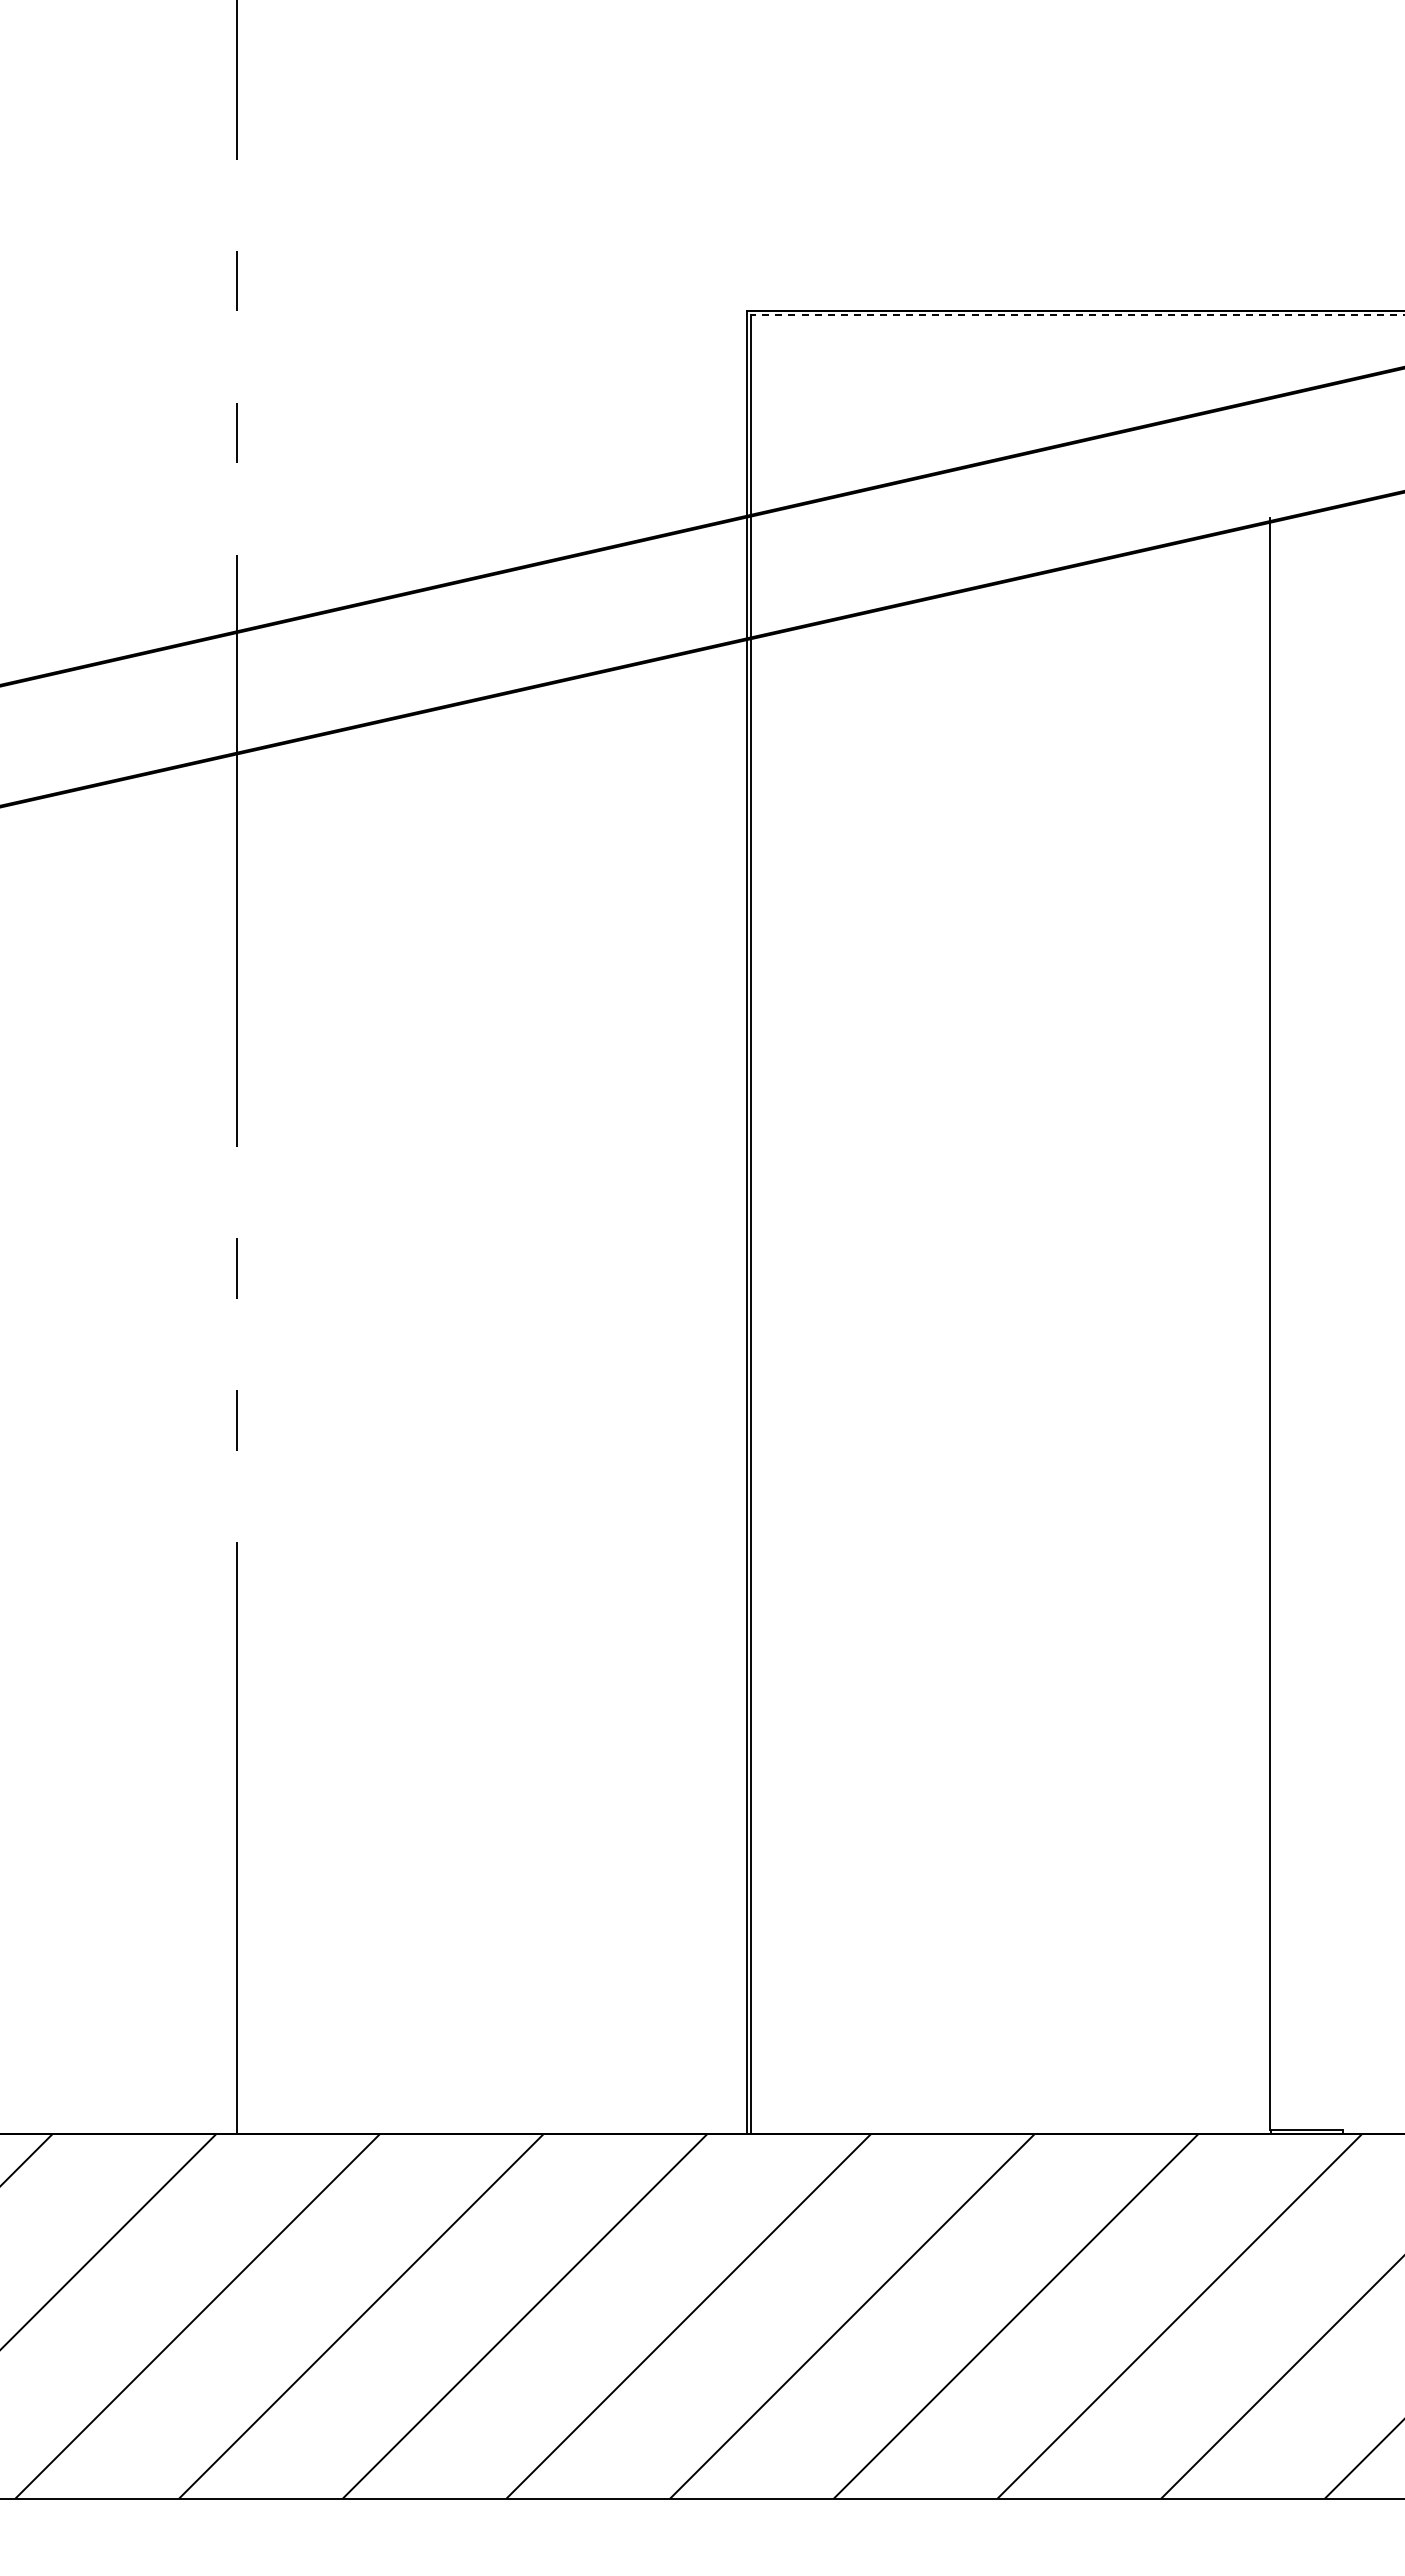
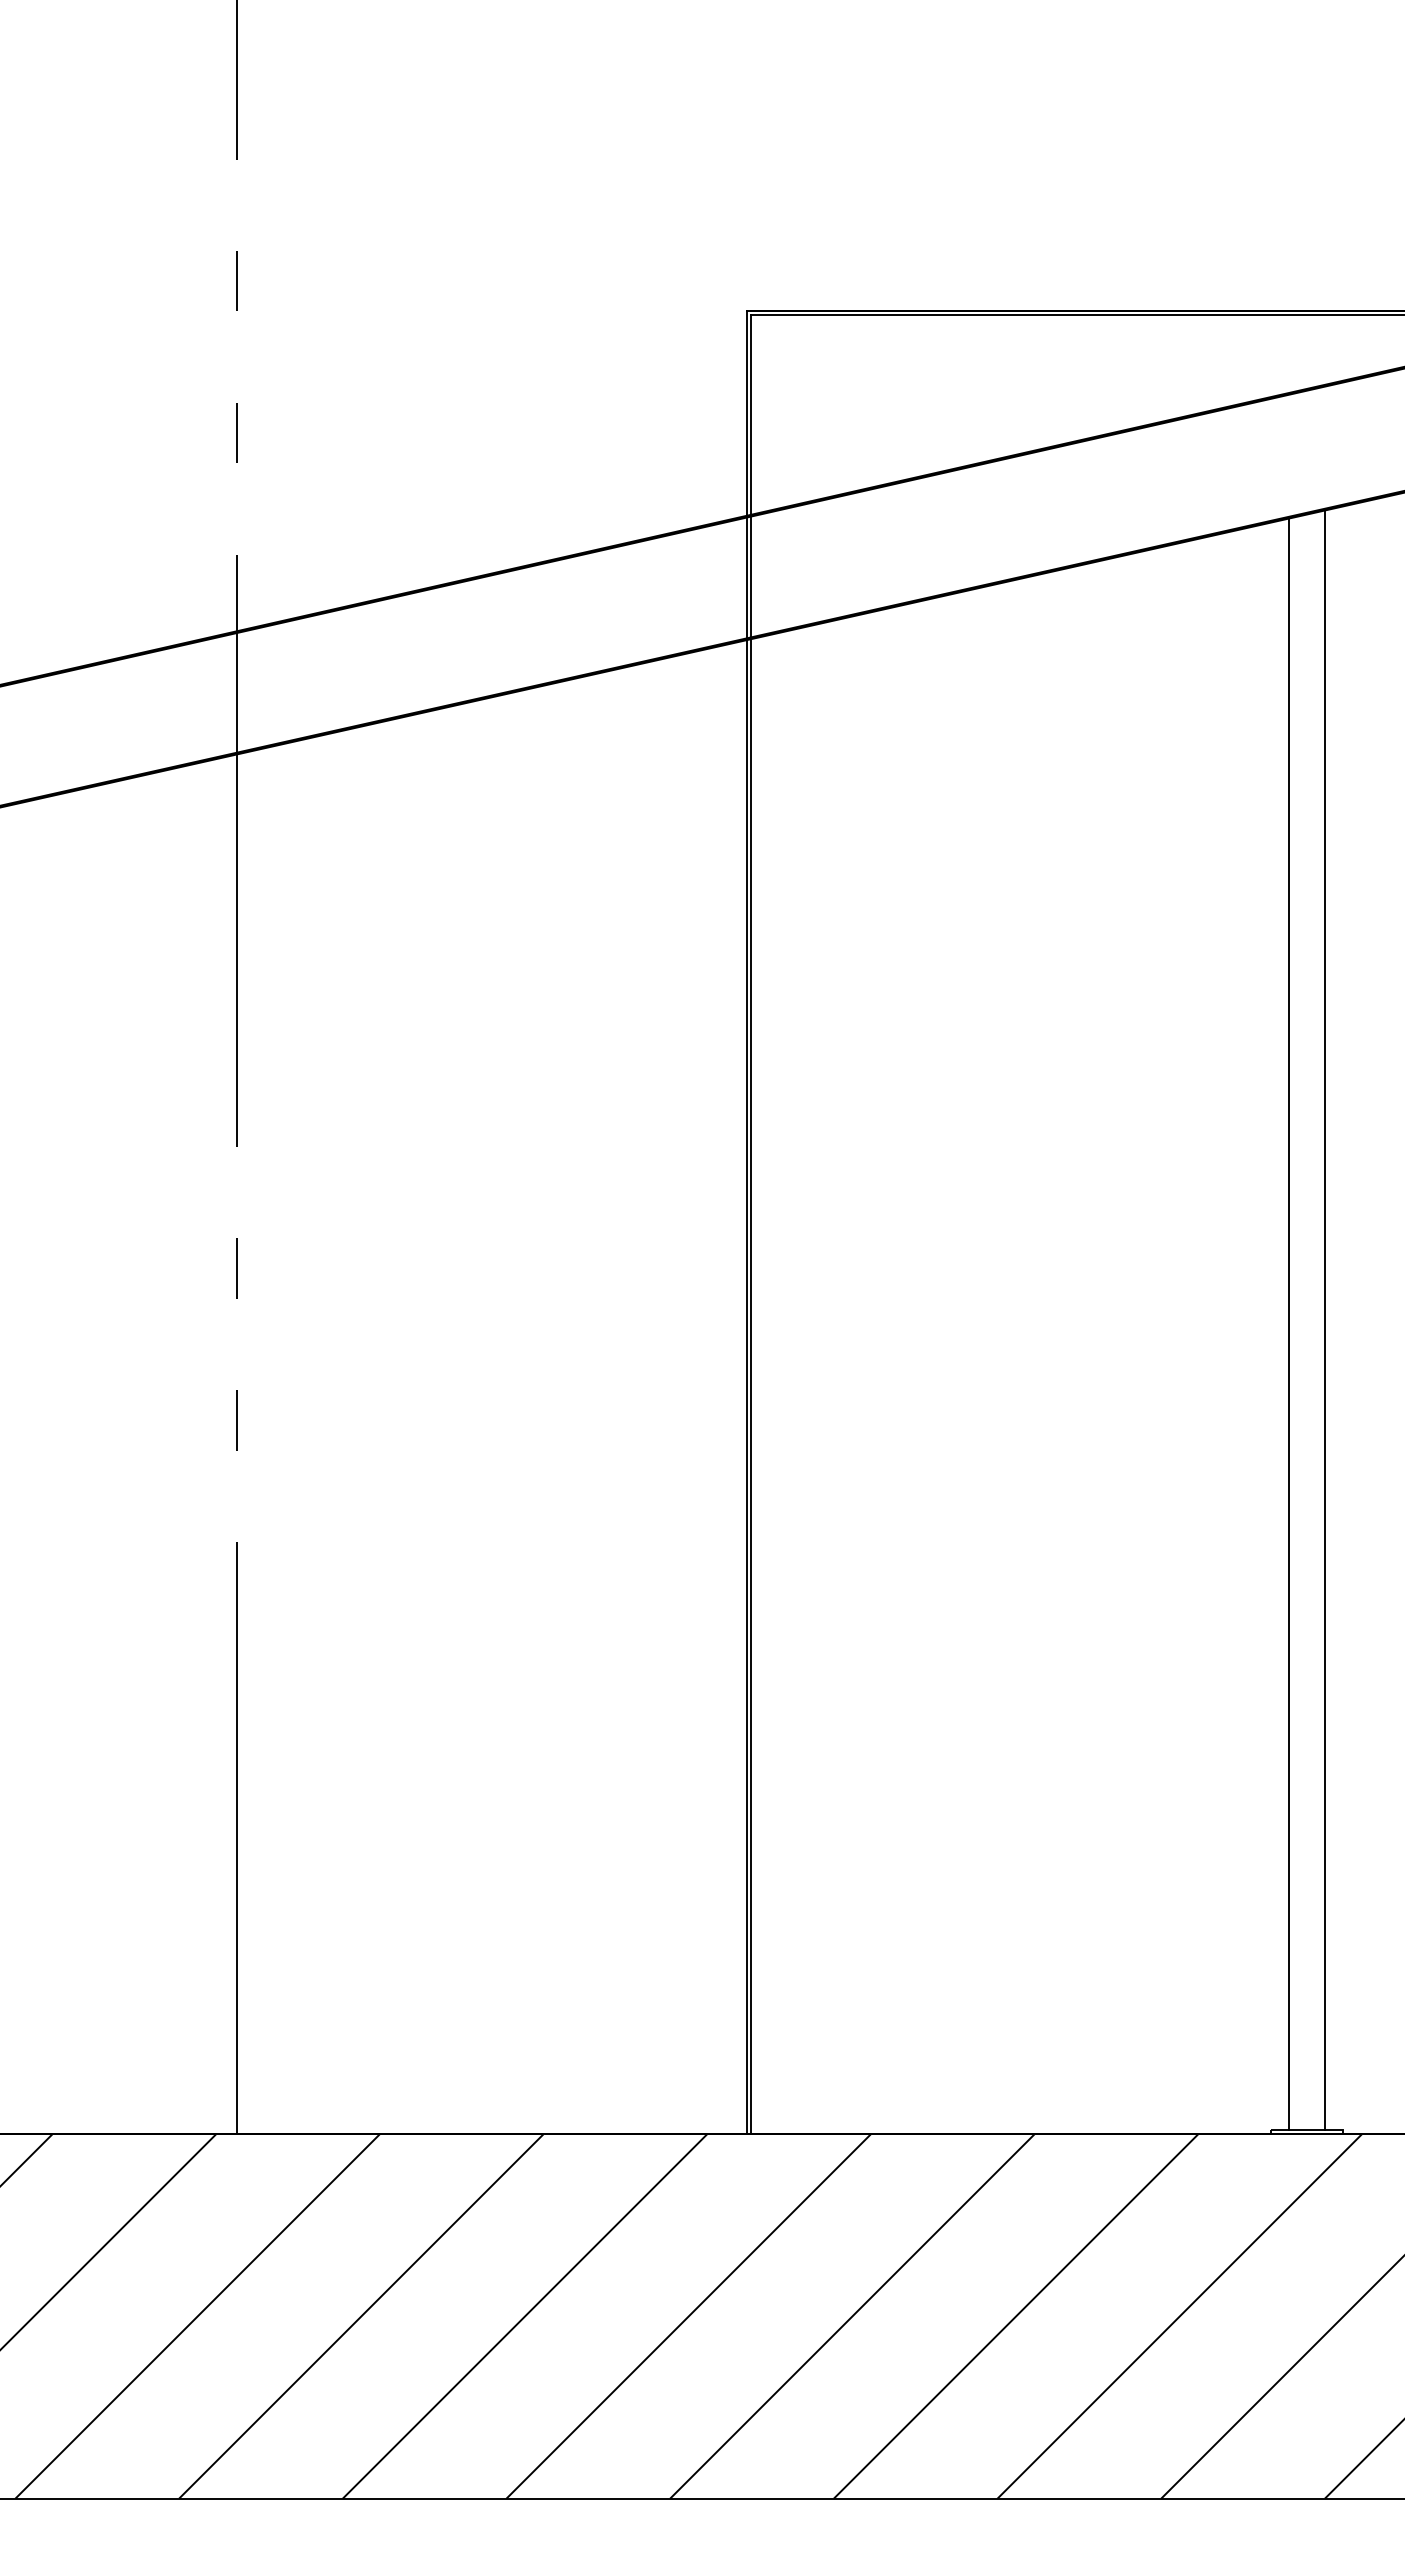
line: dashed -> solid (1077, 315)
line: none -> present (1325, 1319)
line position: (1269, 1323) -> (1288, 1323) (1288, 1323)
